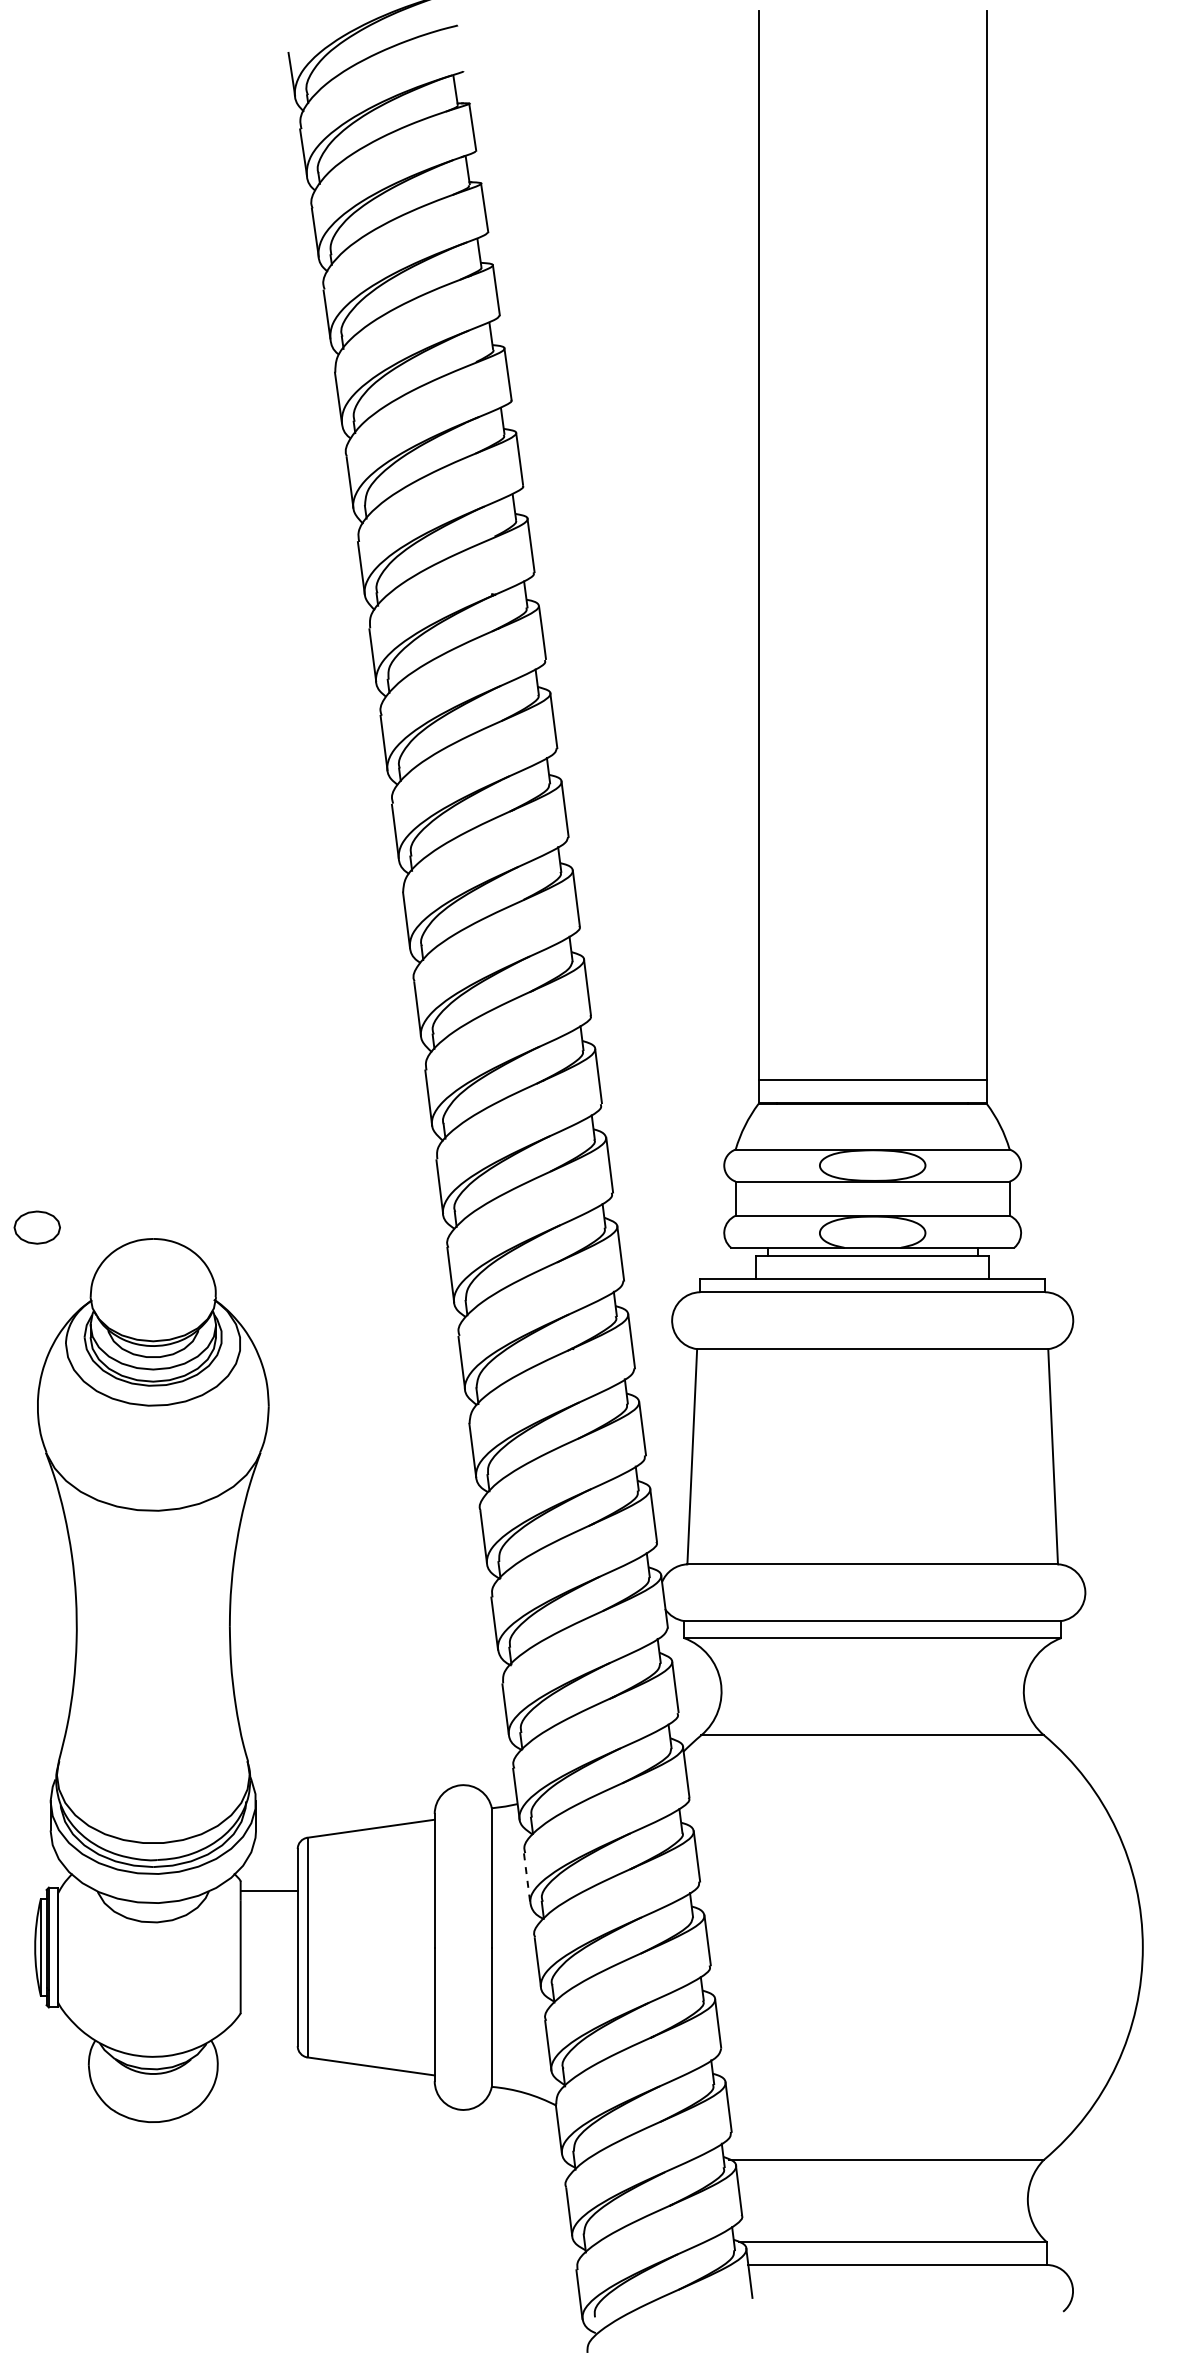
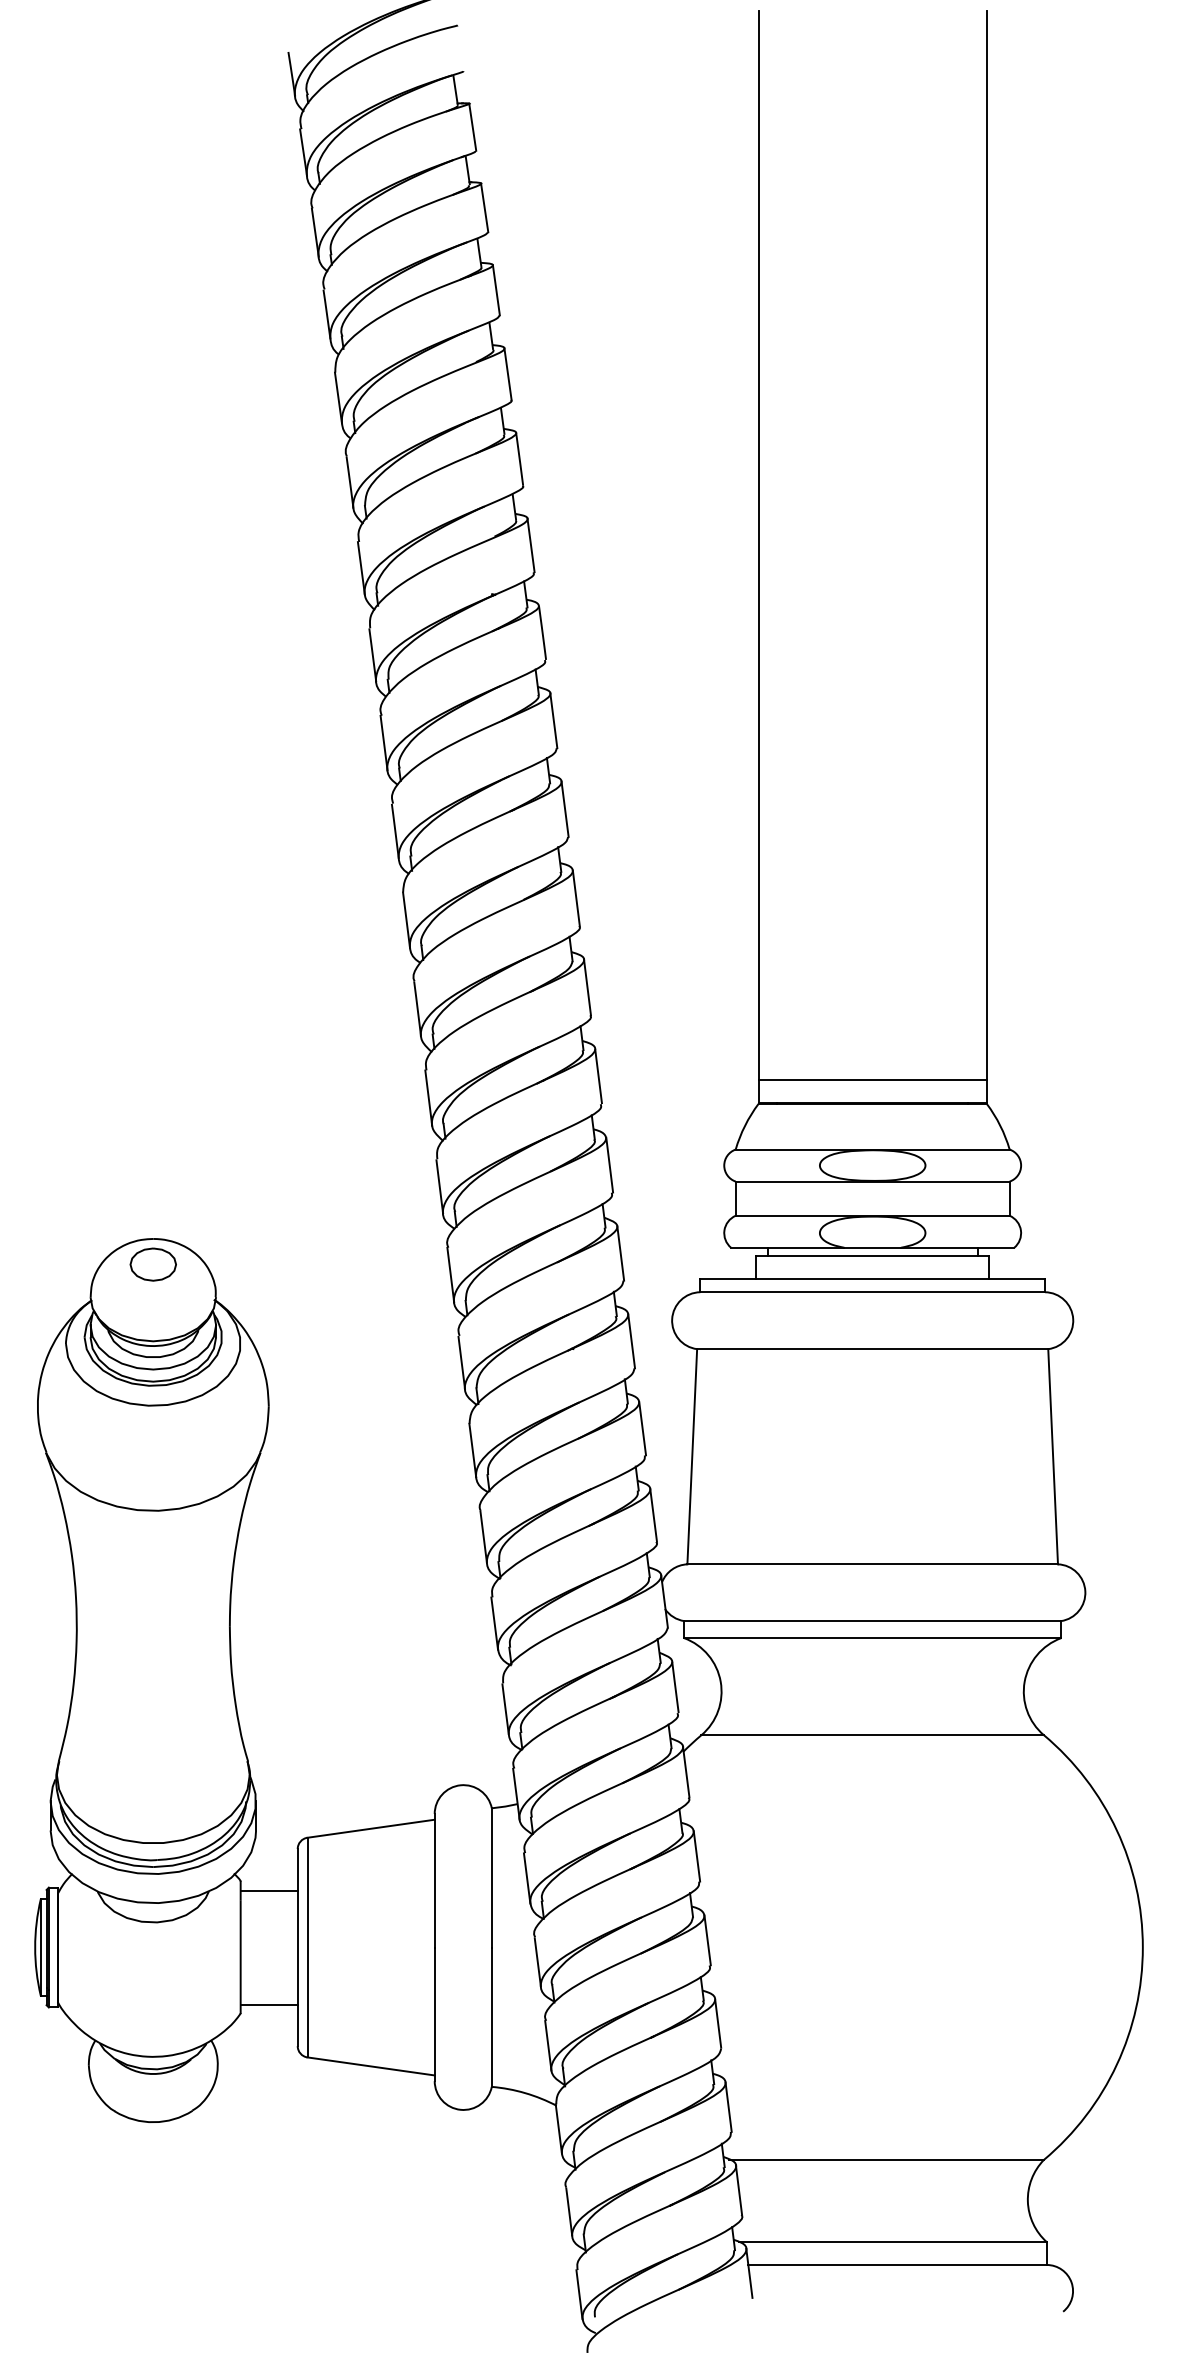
part position: (36, 1227) -> (152, 1264) (152, 1264)
line: dashed -> solid (527, 1878)
line: none -> present (268, 2004)
